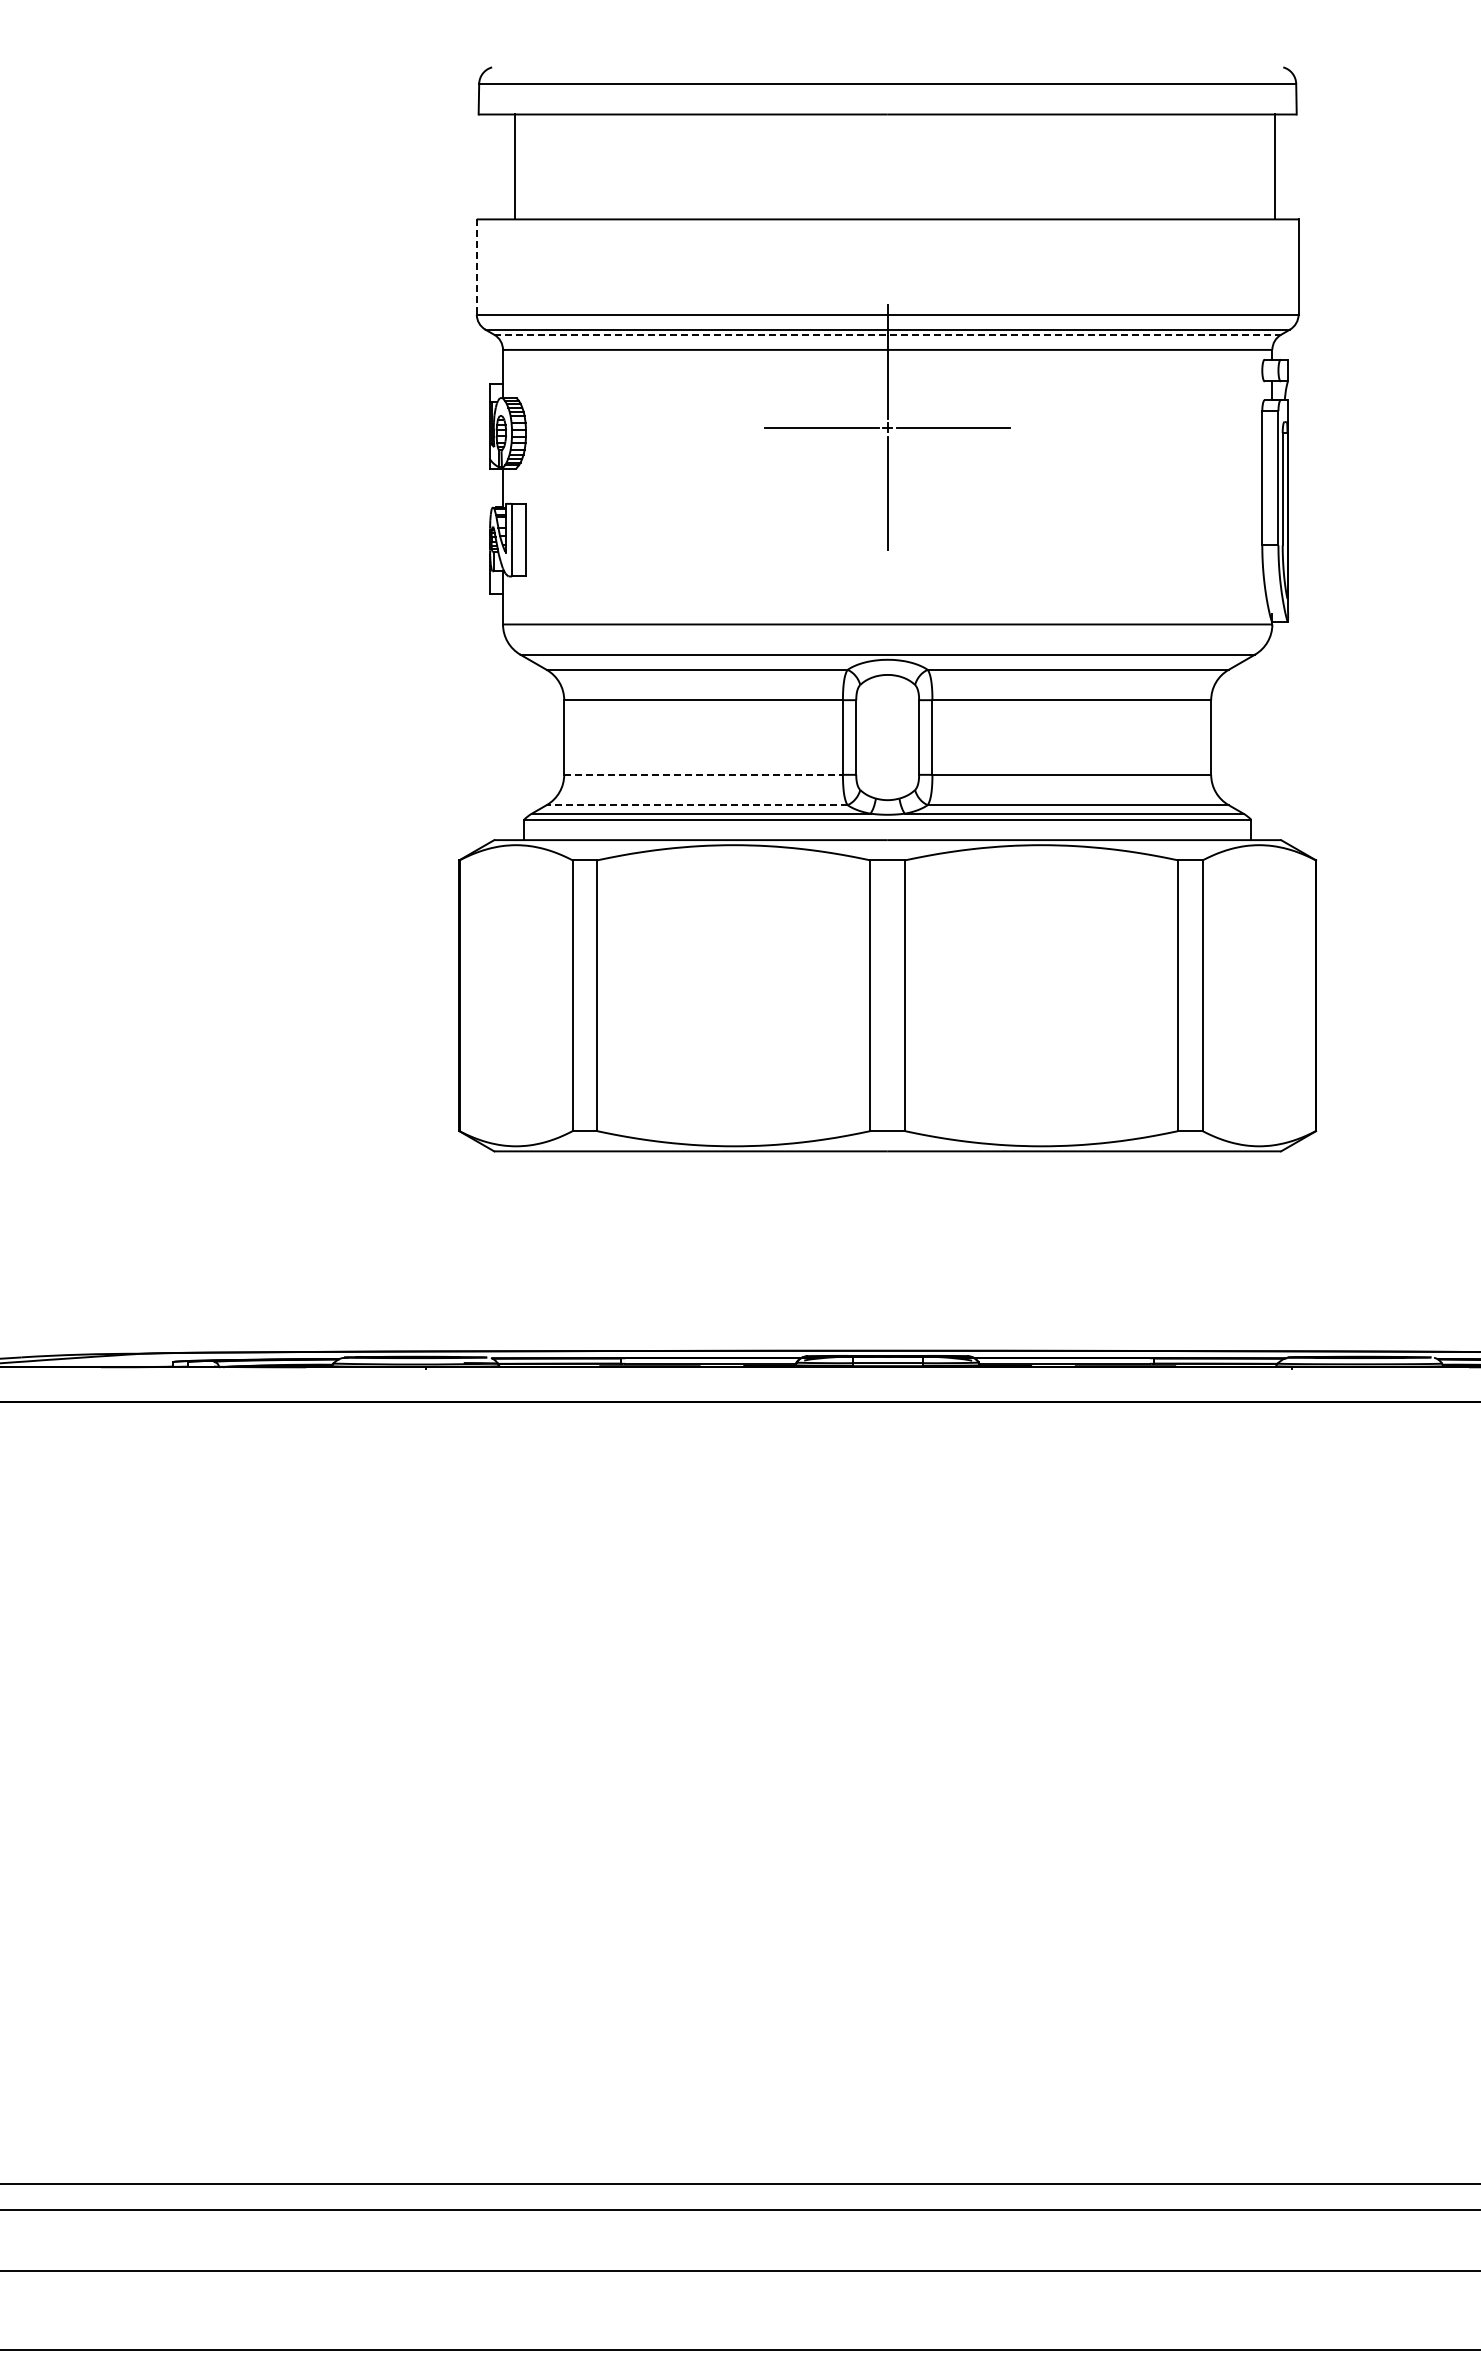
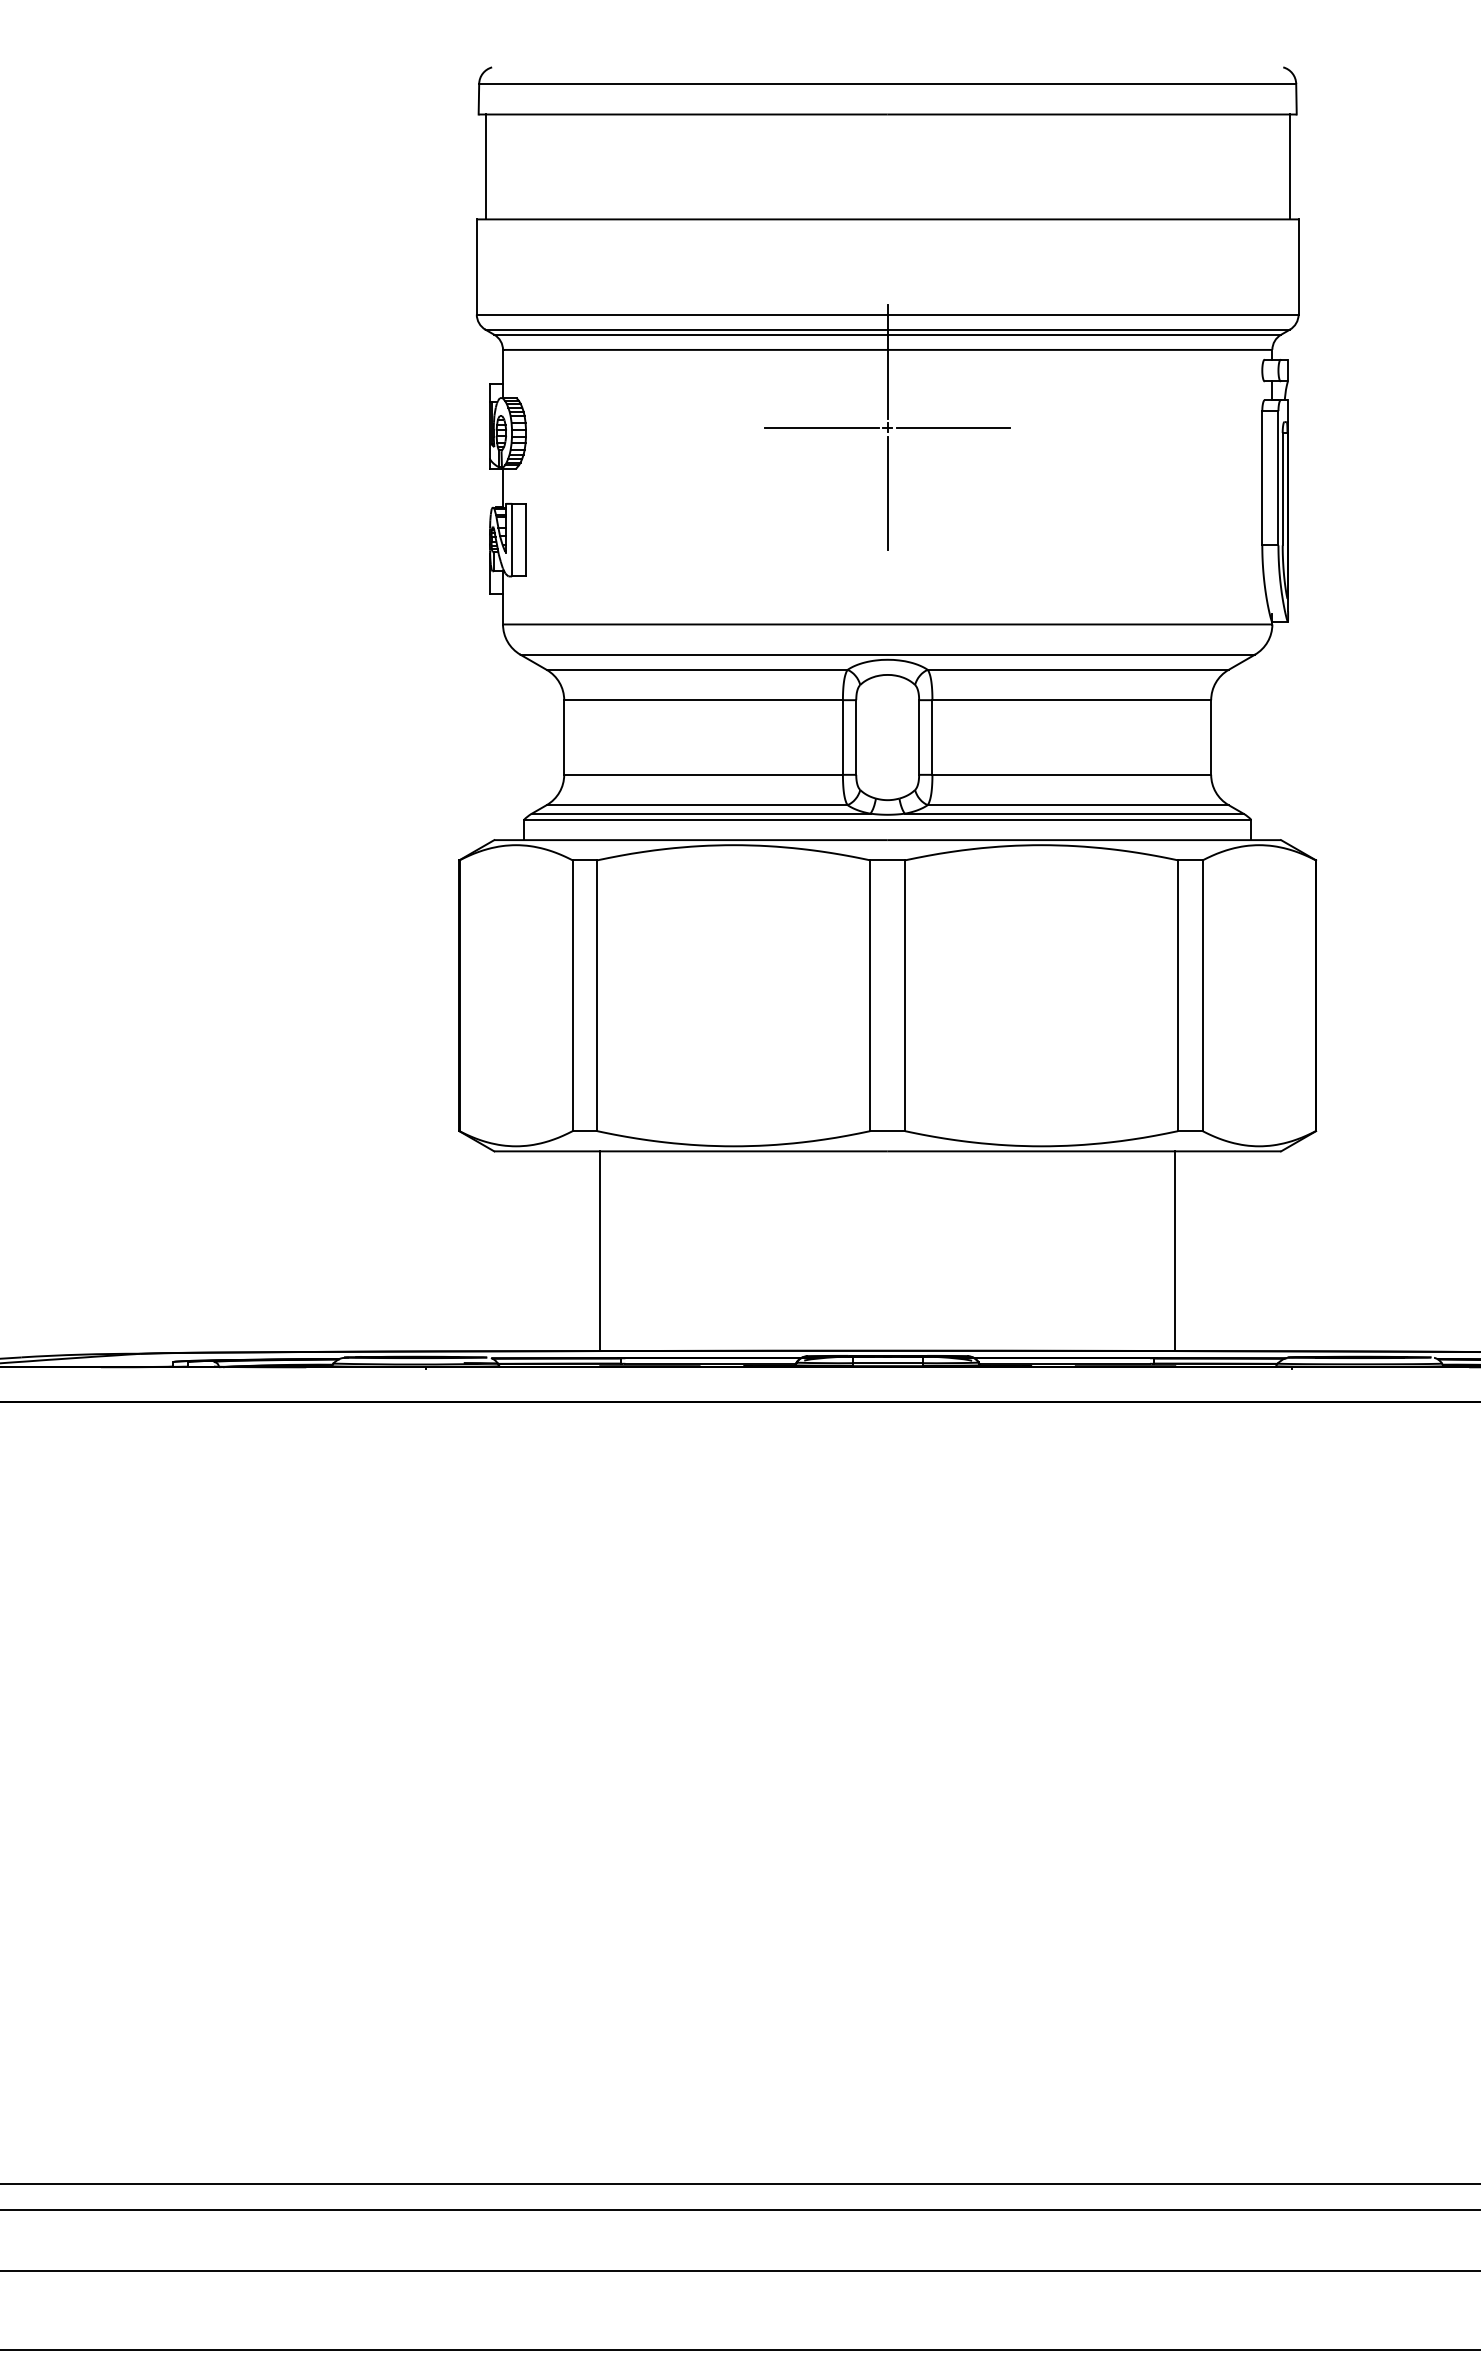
line position: (514, 166) -> (485, 166) (485, 166)
line position: (1274, 166) -> (1289, 166) (1289, 166)
line: dashed -> solid (476, 266)
line: dashed -> solid (888, 334)
line: dashed -> solid (704, 774)
line: dashed -> solid (696, 805)
line: none -> present (600, 1251)
line: none -> present (1175, 1251)
